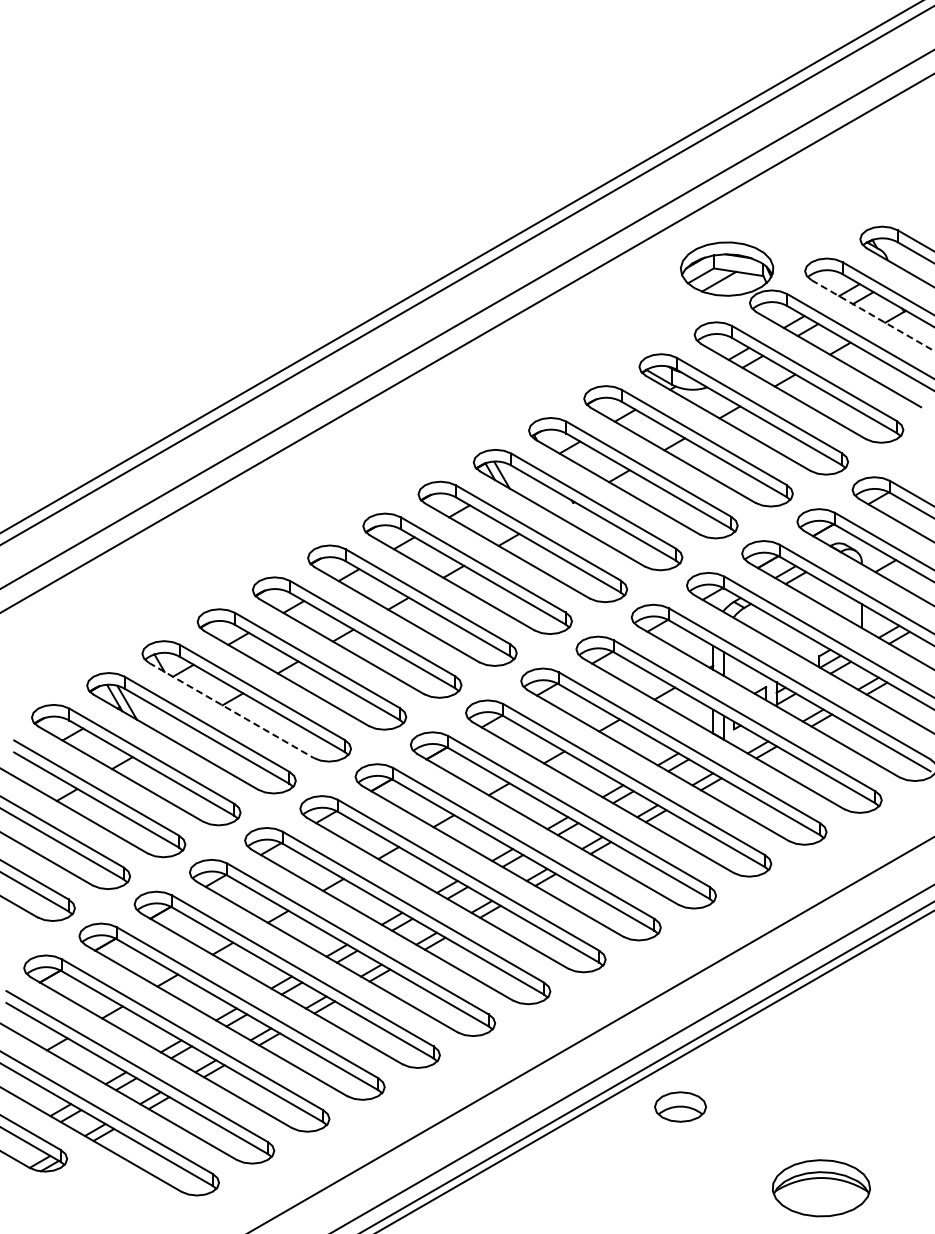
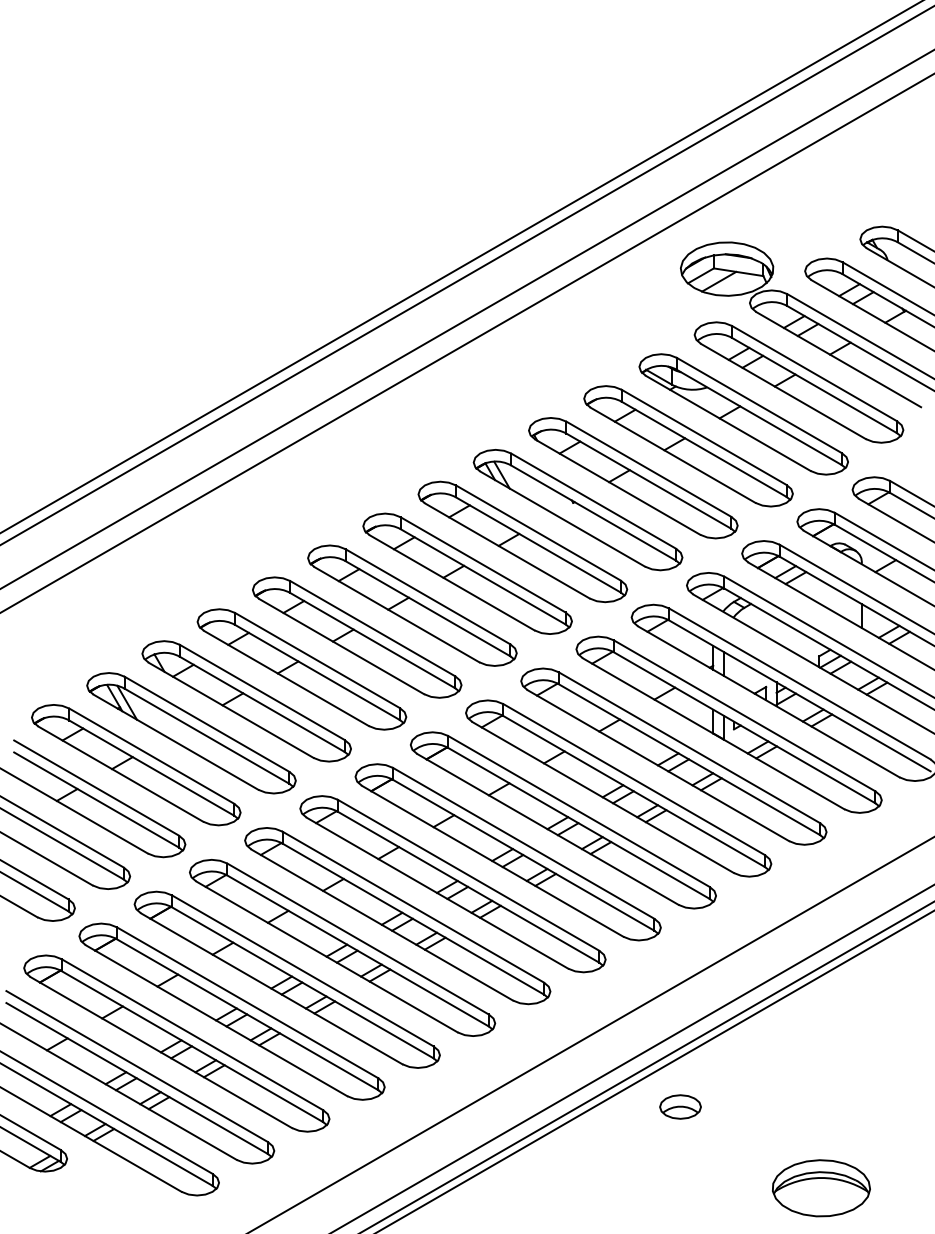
line: dashed -> solid (873, 316)
line: dashed -> solid (231, 710)
part size: 53x32 px -> 43x26 px (680, 1106)
